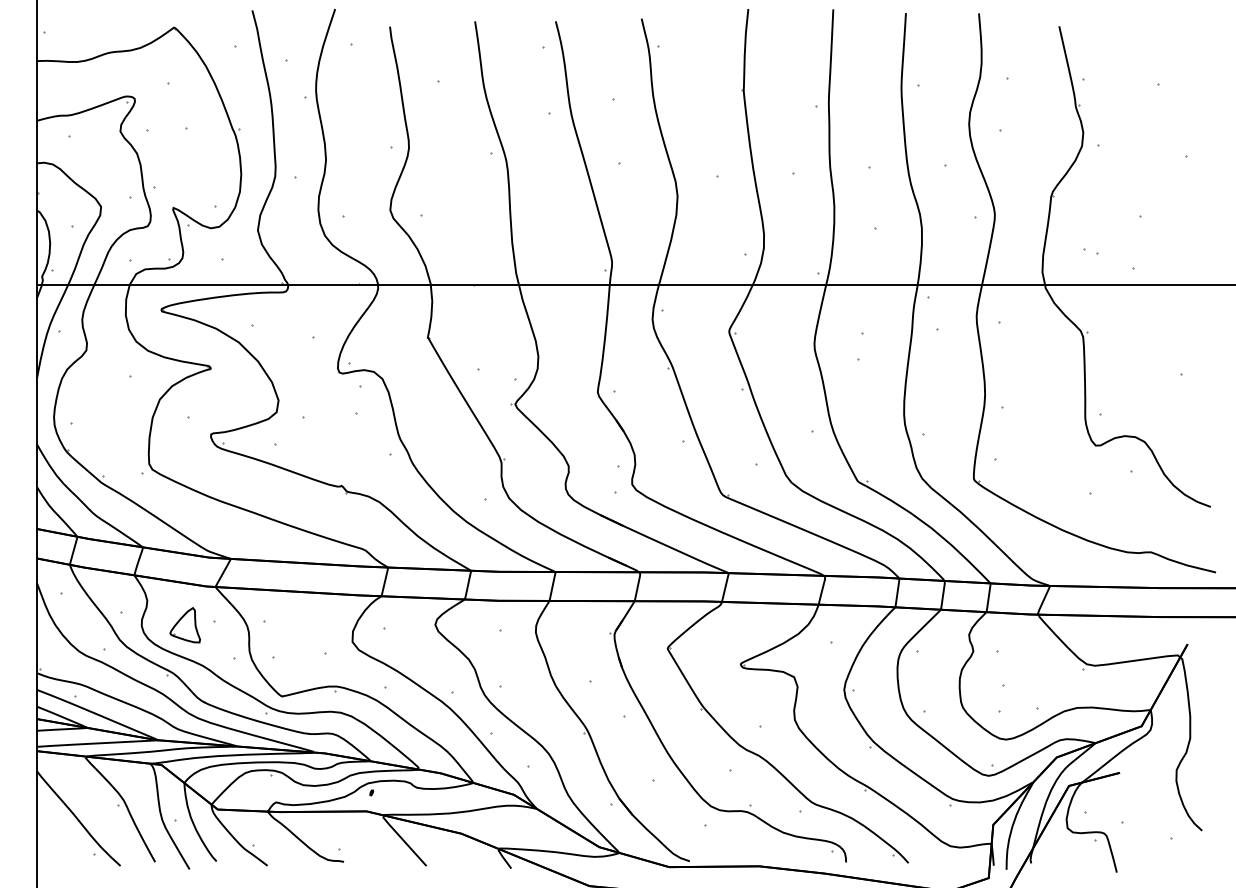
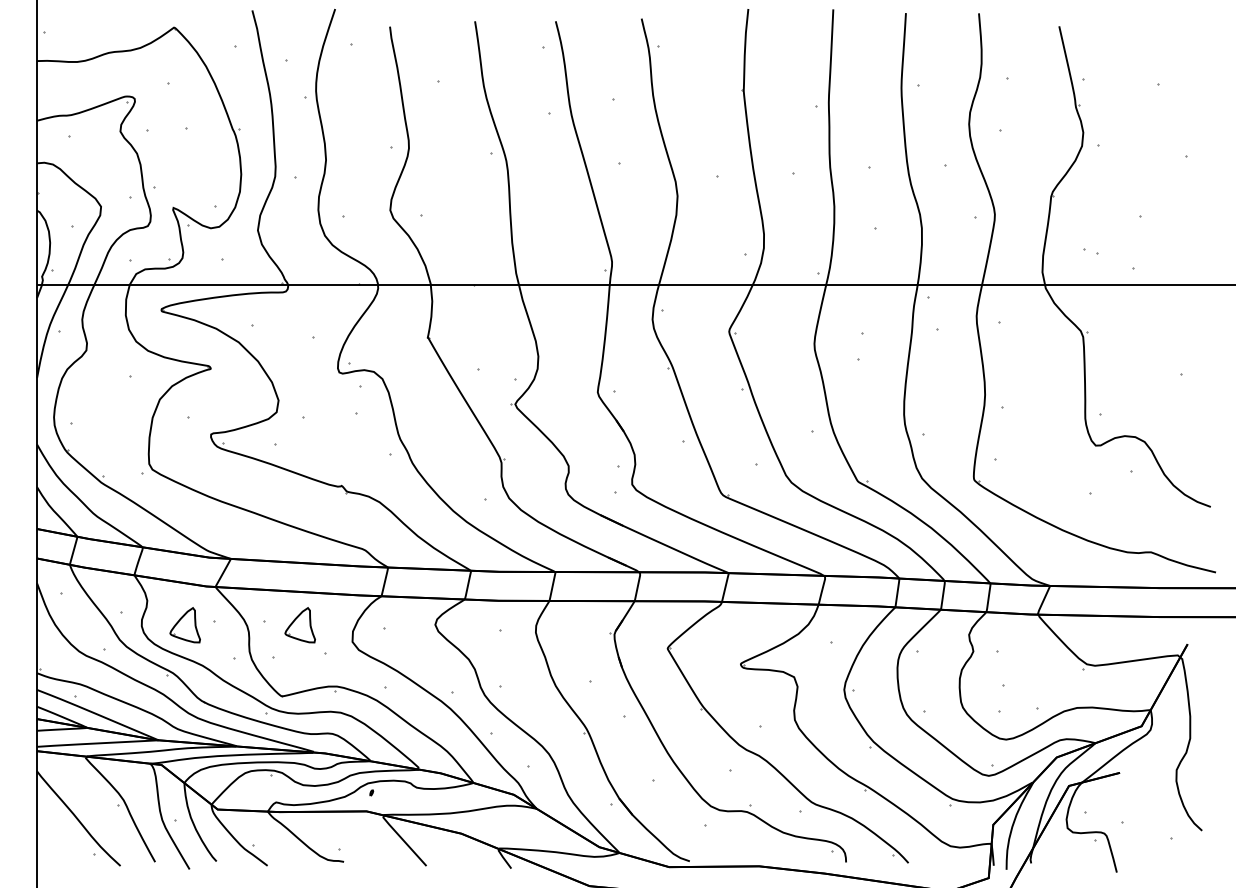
part: none -> present (299, 625)
